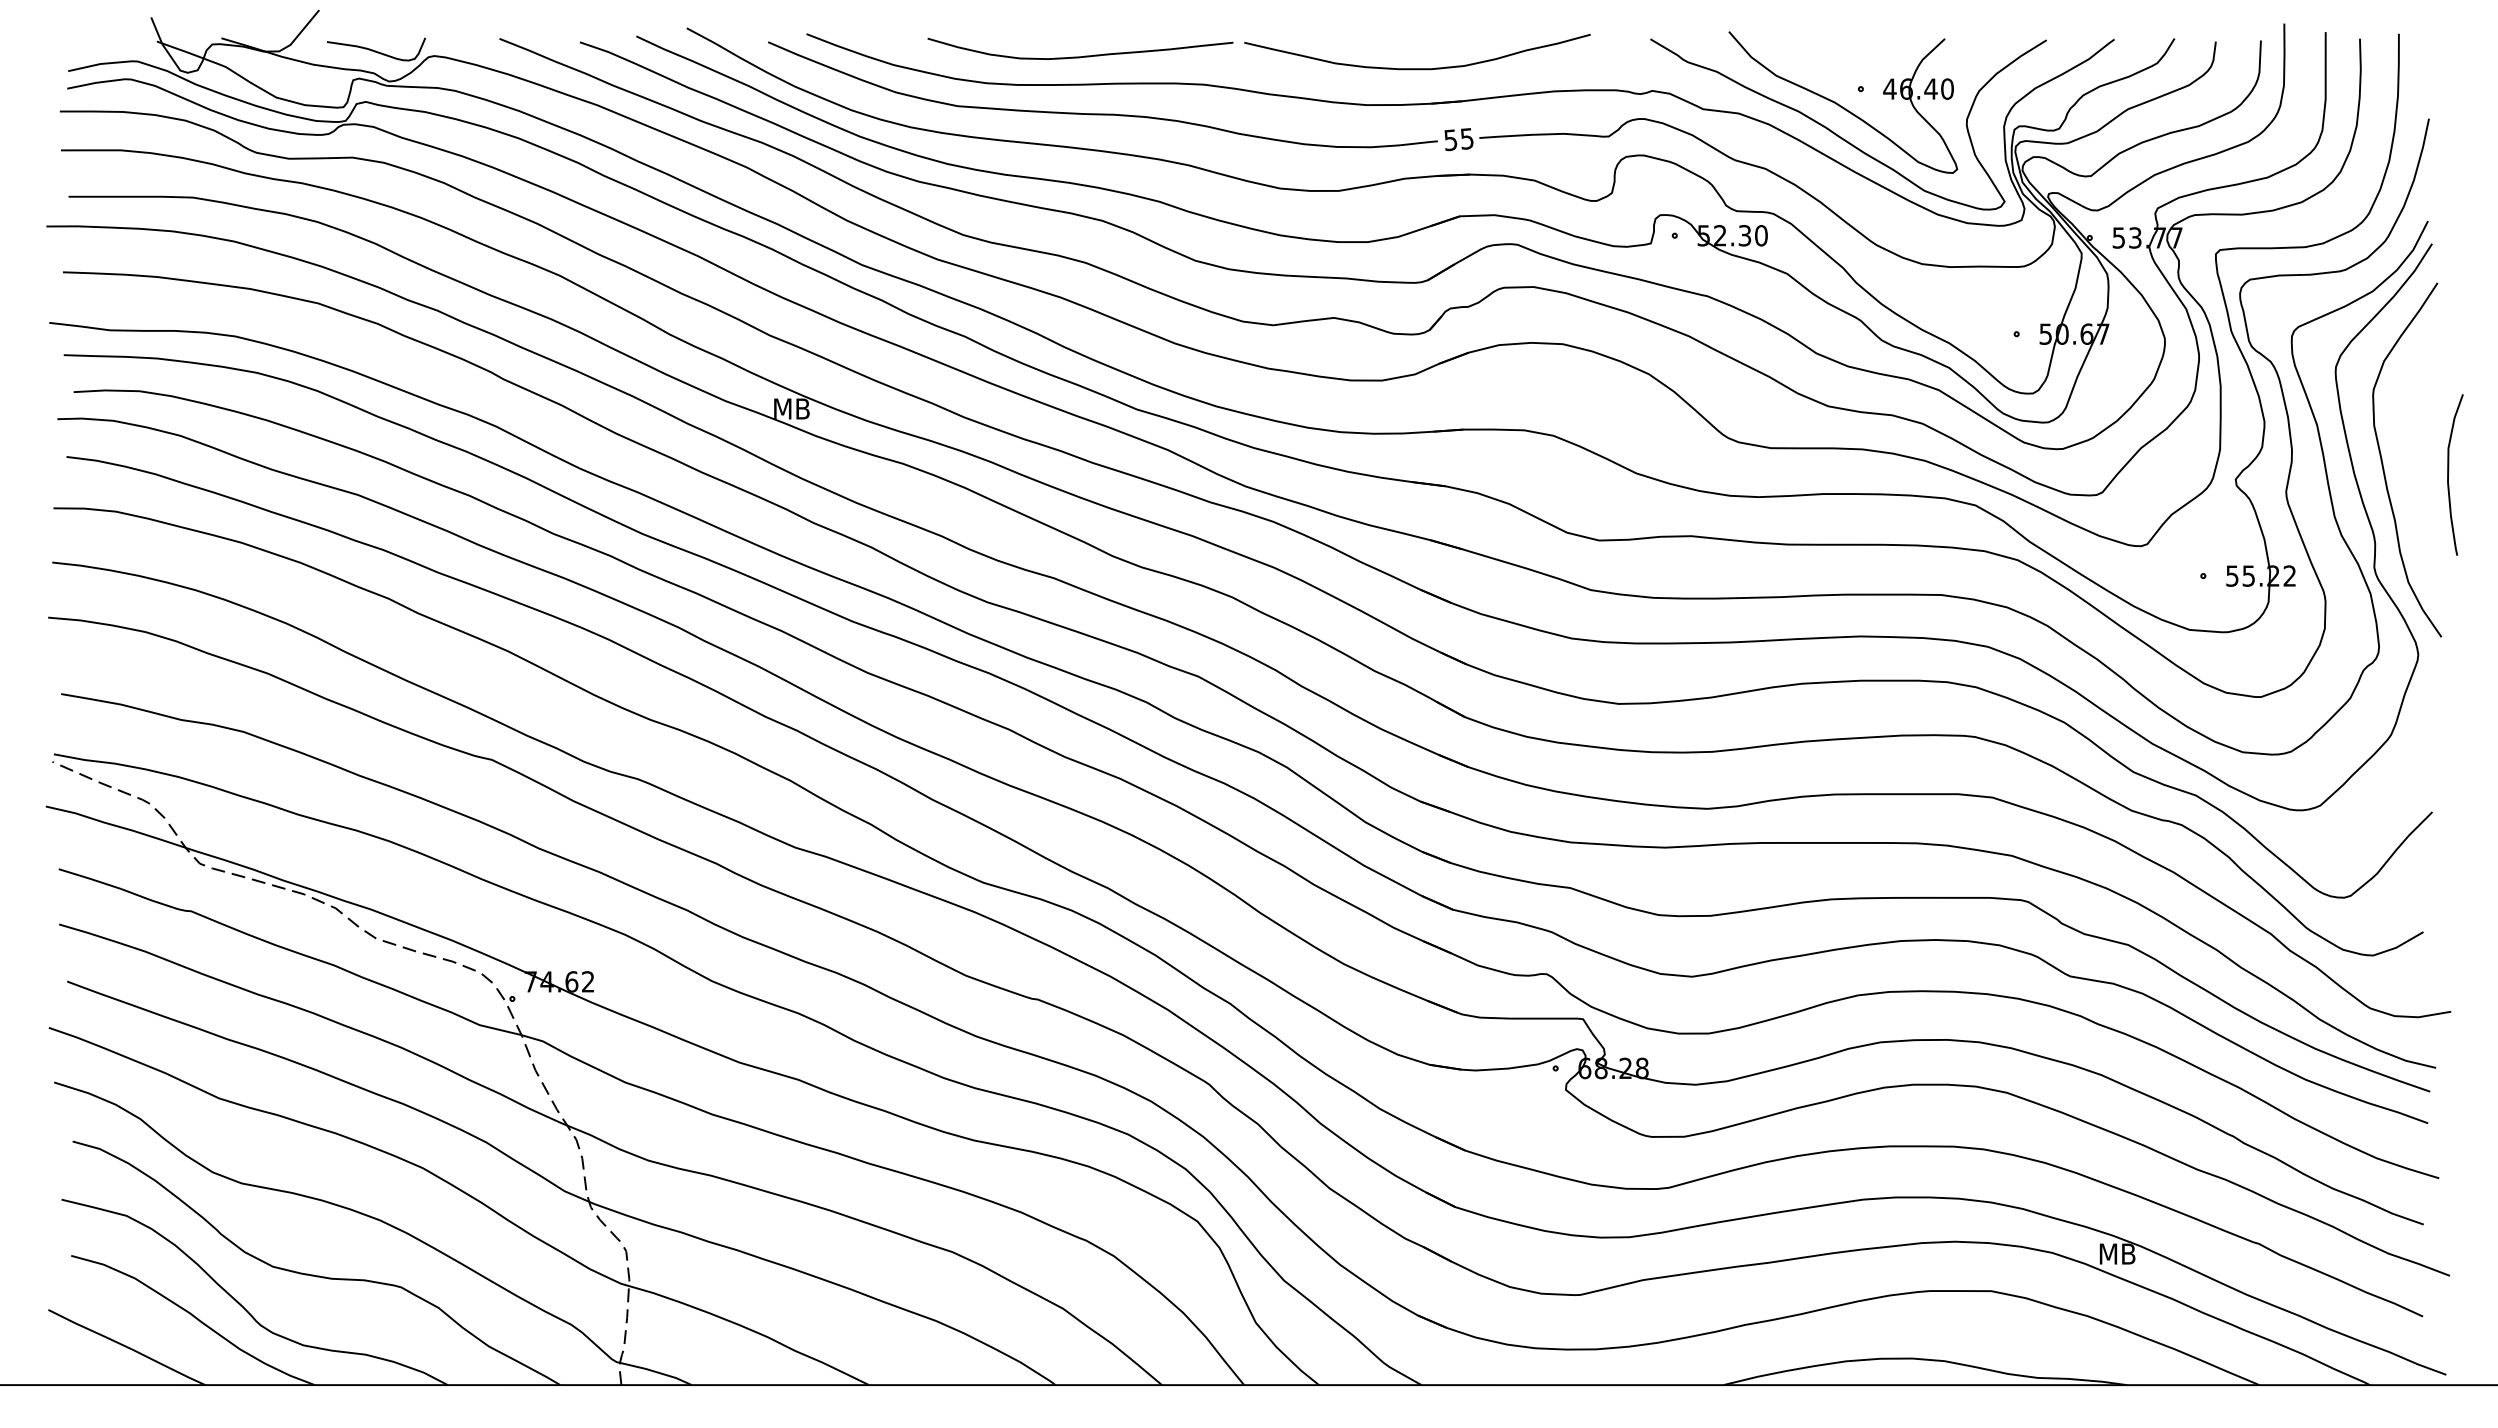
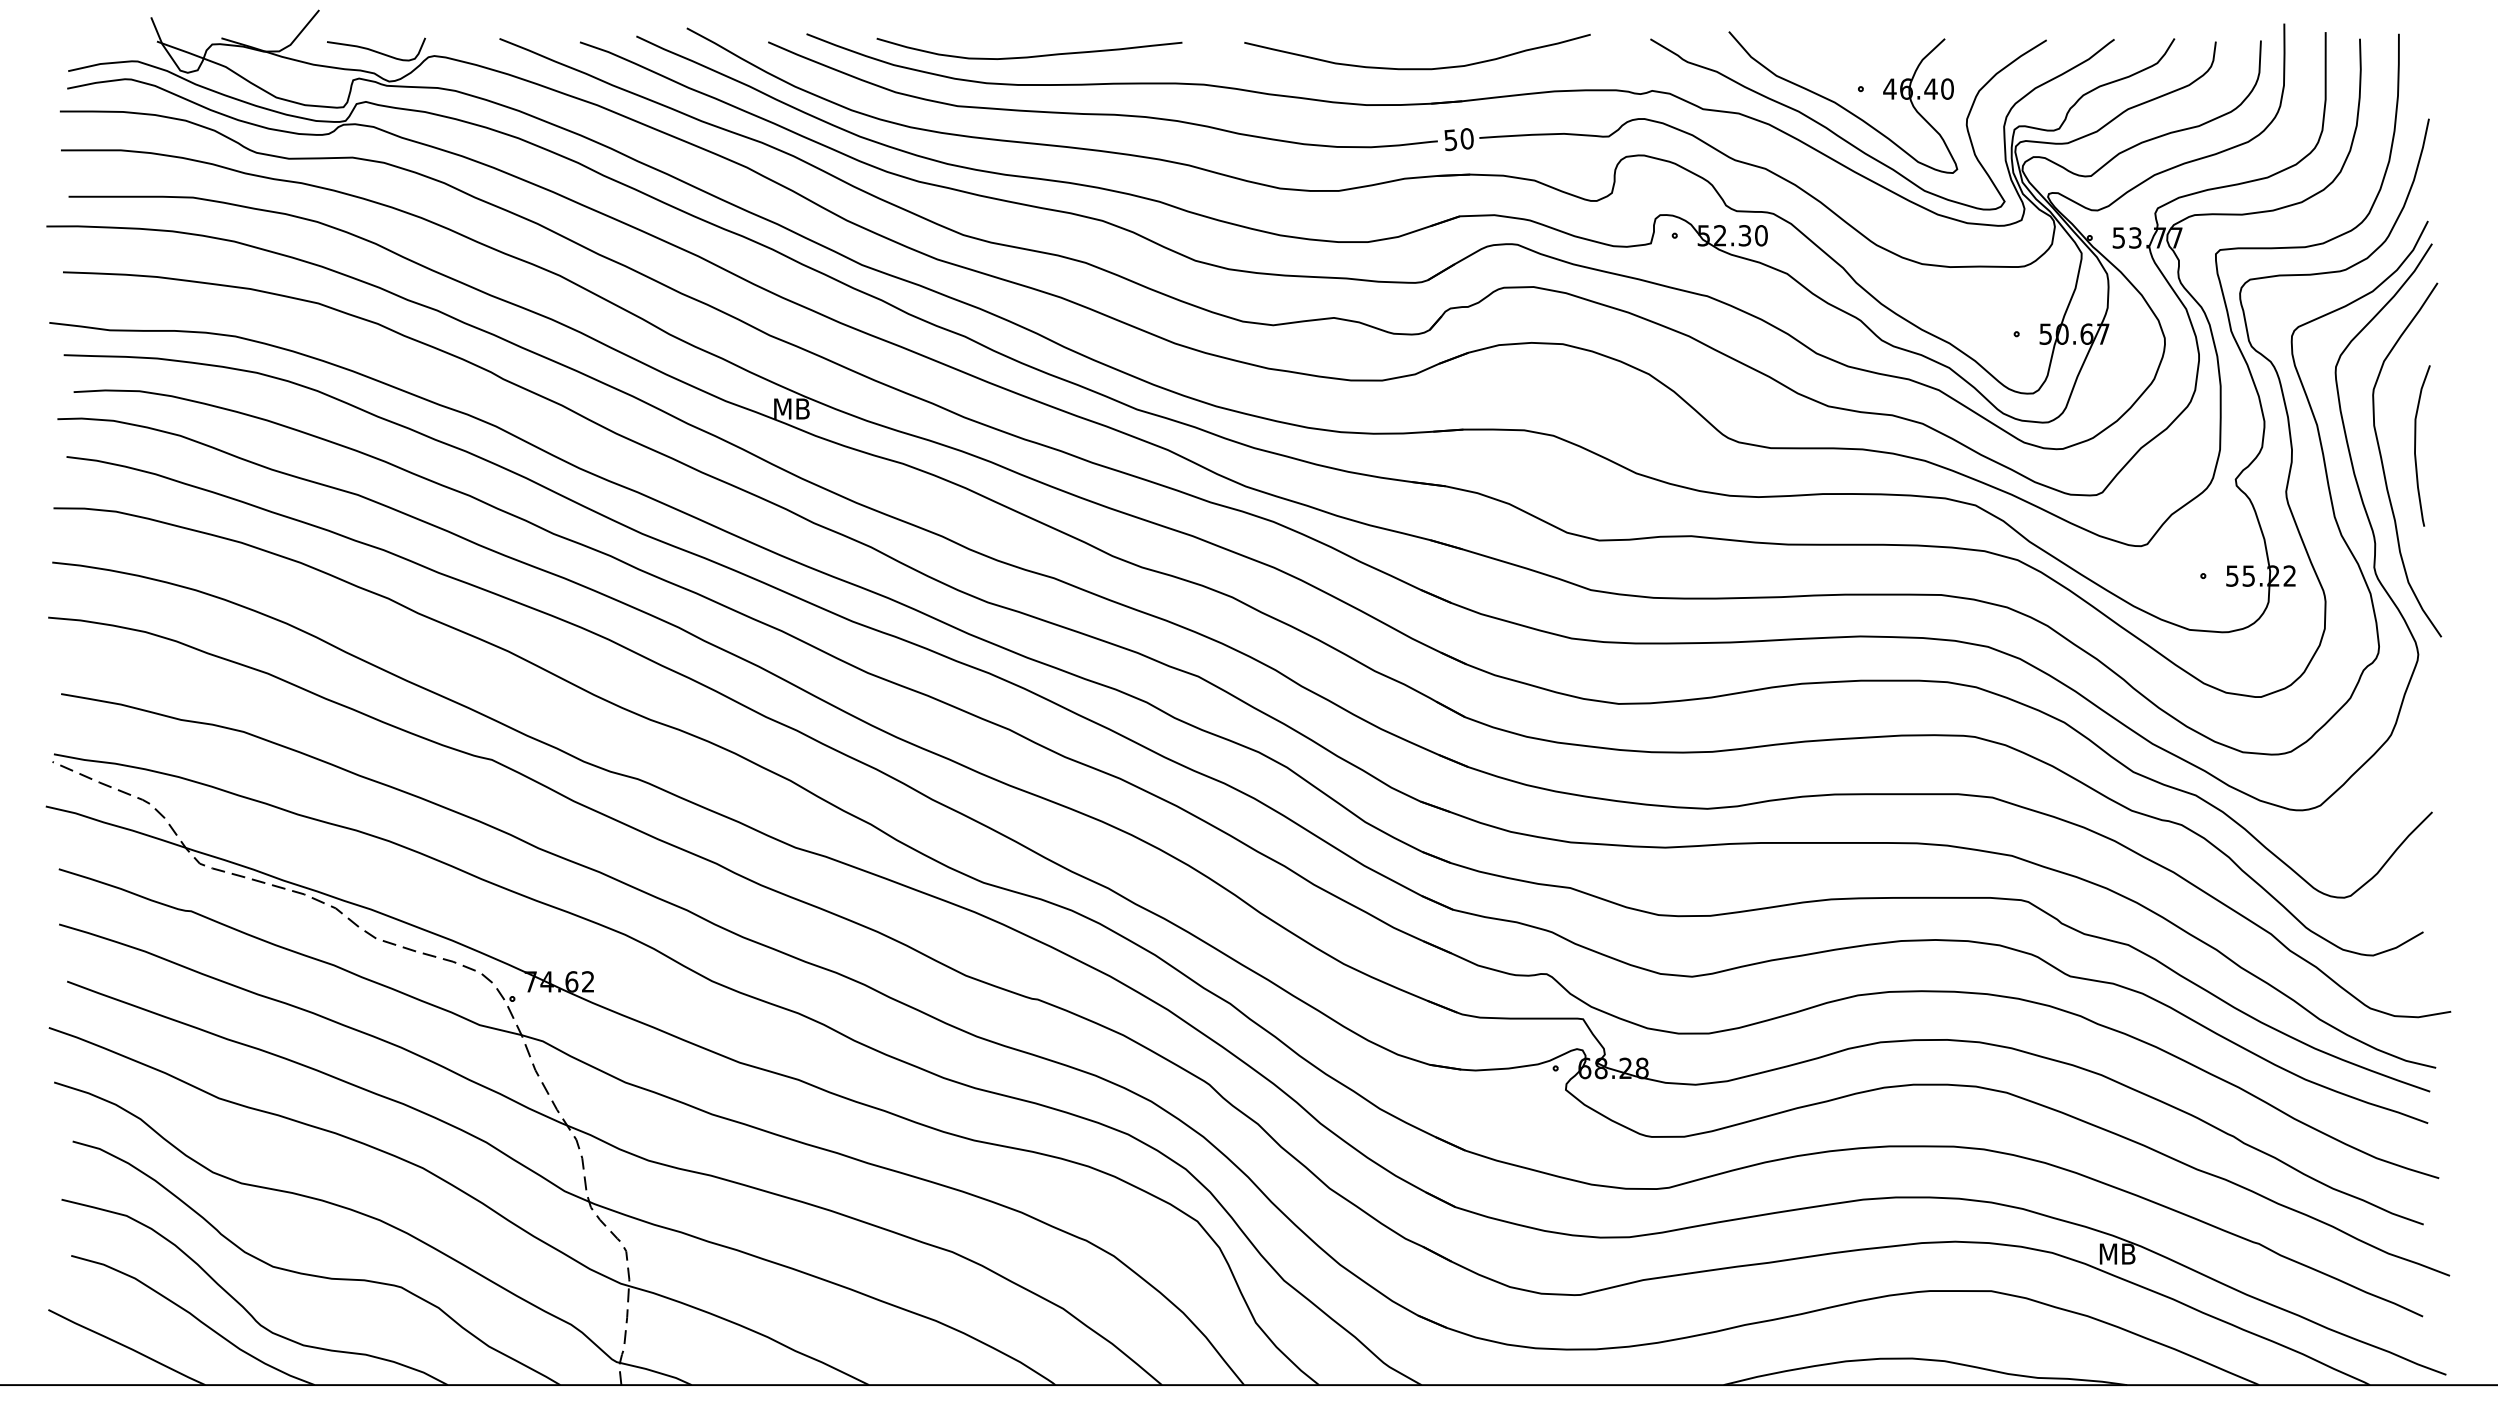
curve position: (1080, 56) -> (1029, 56) (1029, 56)
text: 55 -> 50 (1466, 138)
curve position: (2449, 471) -> (2416, 442) (2416, 442)
